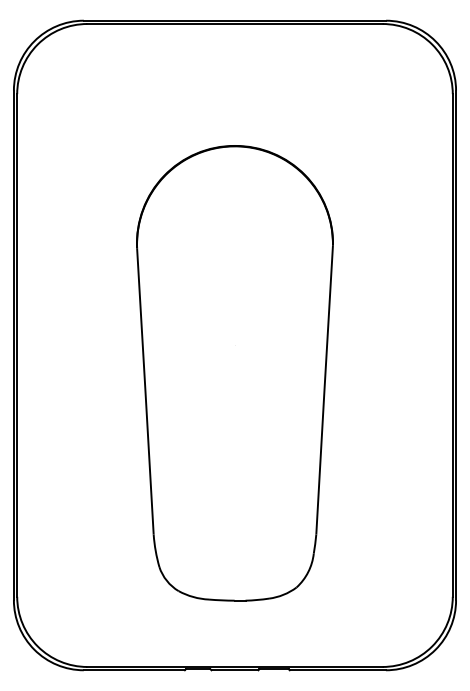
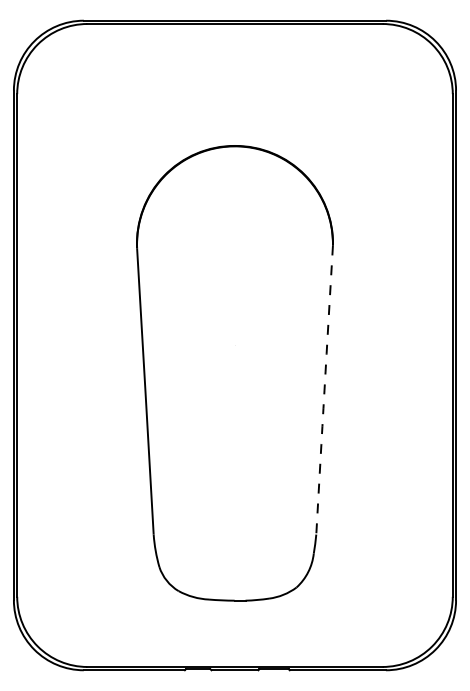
arc: solid -> dashed (324, 390)
